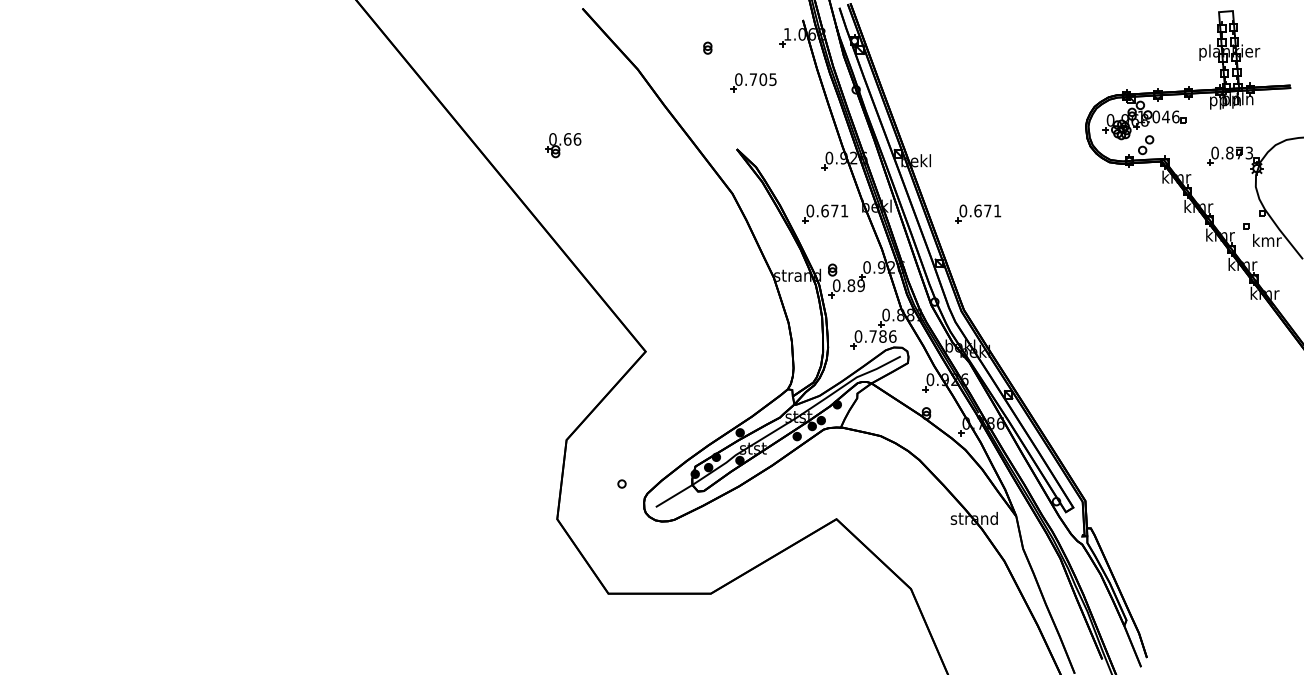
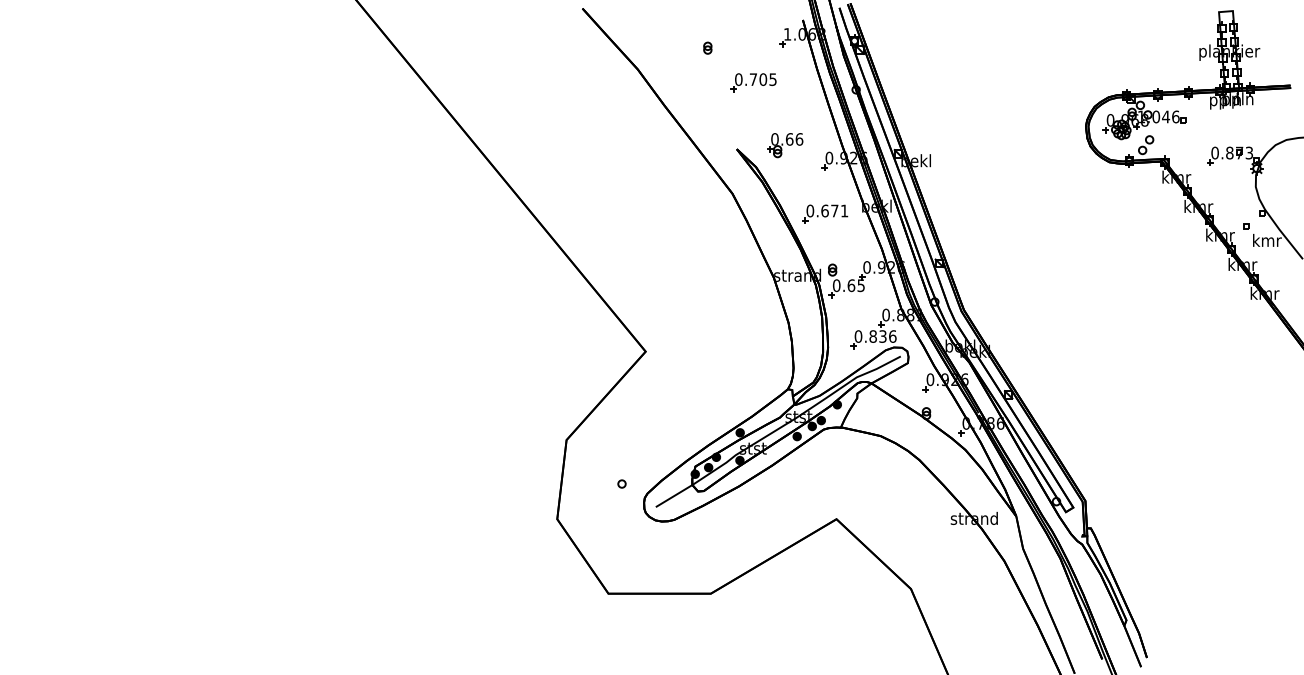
part position: (563, 145) -> (785, 145) (785, 145)
part: present -> none (978, 213)
text: 0.89 -> 0.65 (855, 285)
text: 0.786 -> 0.836 (877, 336)
